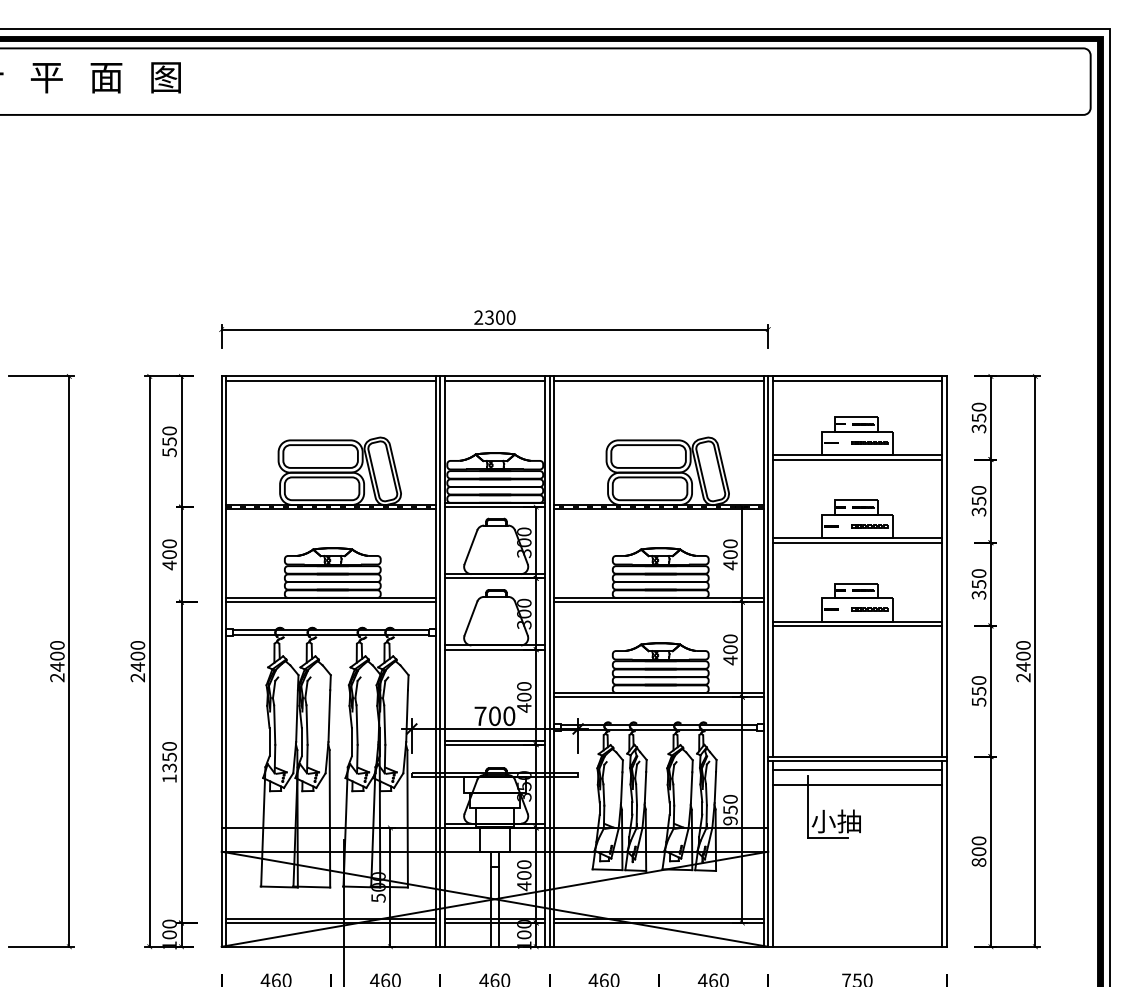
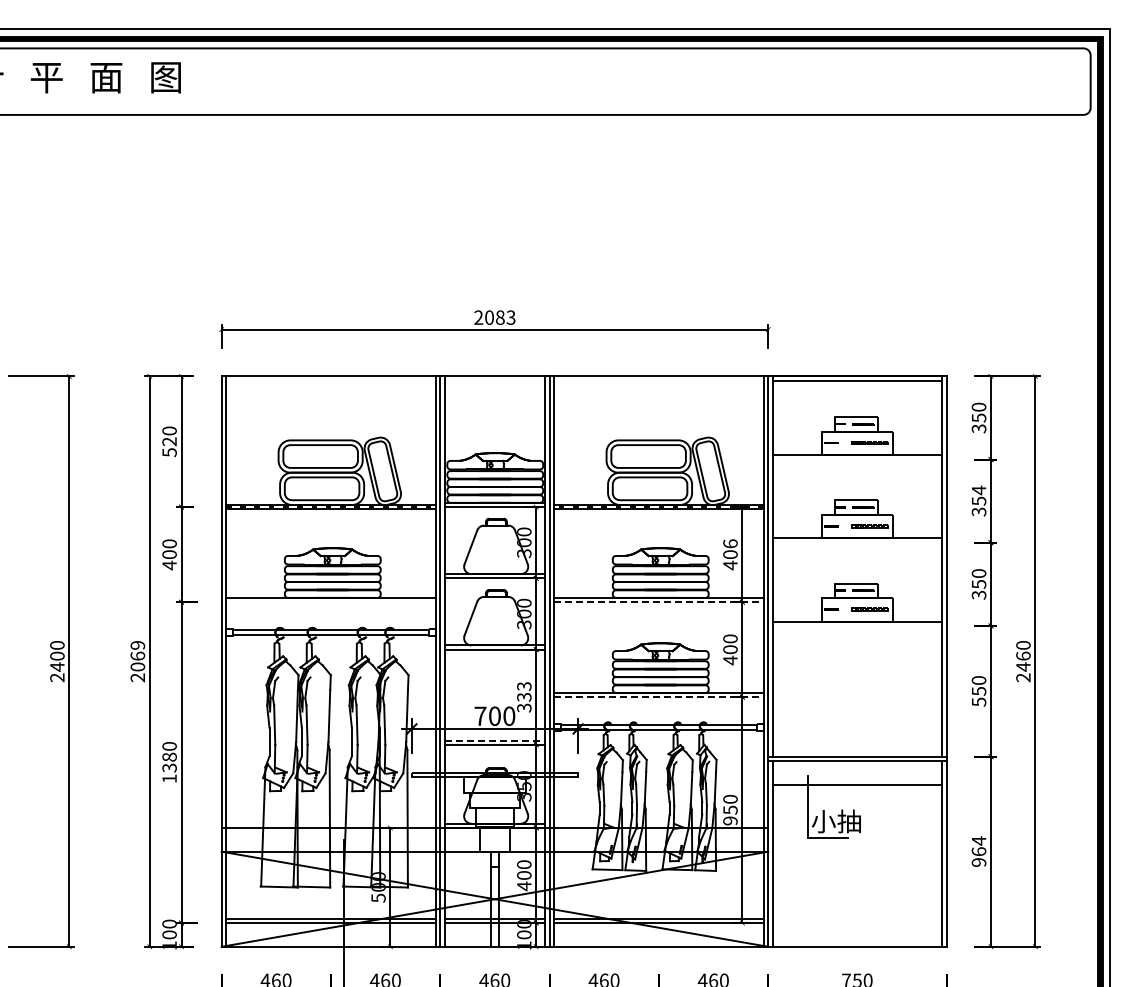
text: 2300 -> 2083 (500, 317)
line: present -> none (330, 380)
line: present -> none (494, 380)
line: present -> none (658, 380)
text: 550 -> 520 (169, 441)
line: present -> none (857, 459)
text: 350 -> 354 (978, 490)
line: present -> none (857, 542)
text: 400 -> 406 (730, 543)
line: present -> none (330, 602)
line: solid -> dashed (659, 602)
line: present -> none (857, 625)
text: 2400 -> 2460 (1023, 655)
text: 2400 -> 2069 (137, 656)
text: 400 -> 333 (524, 697)
line: solid -> dashed (659, 697)
line: solid -> dashed (495, 740)
text: 1350 -> 1380 (169, 756)
line: present -> none (857, 770)
text: 800 -> 964 (978, 851)
